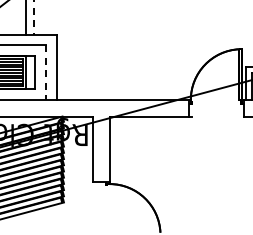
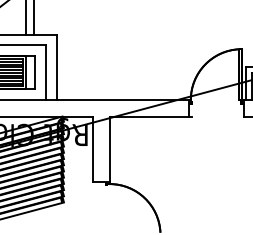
line: dashed -> solid (34, 17)
line: dashed -> solid (46, 73)
